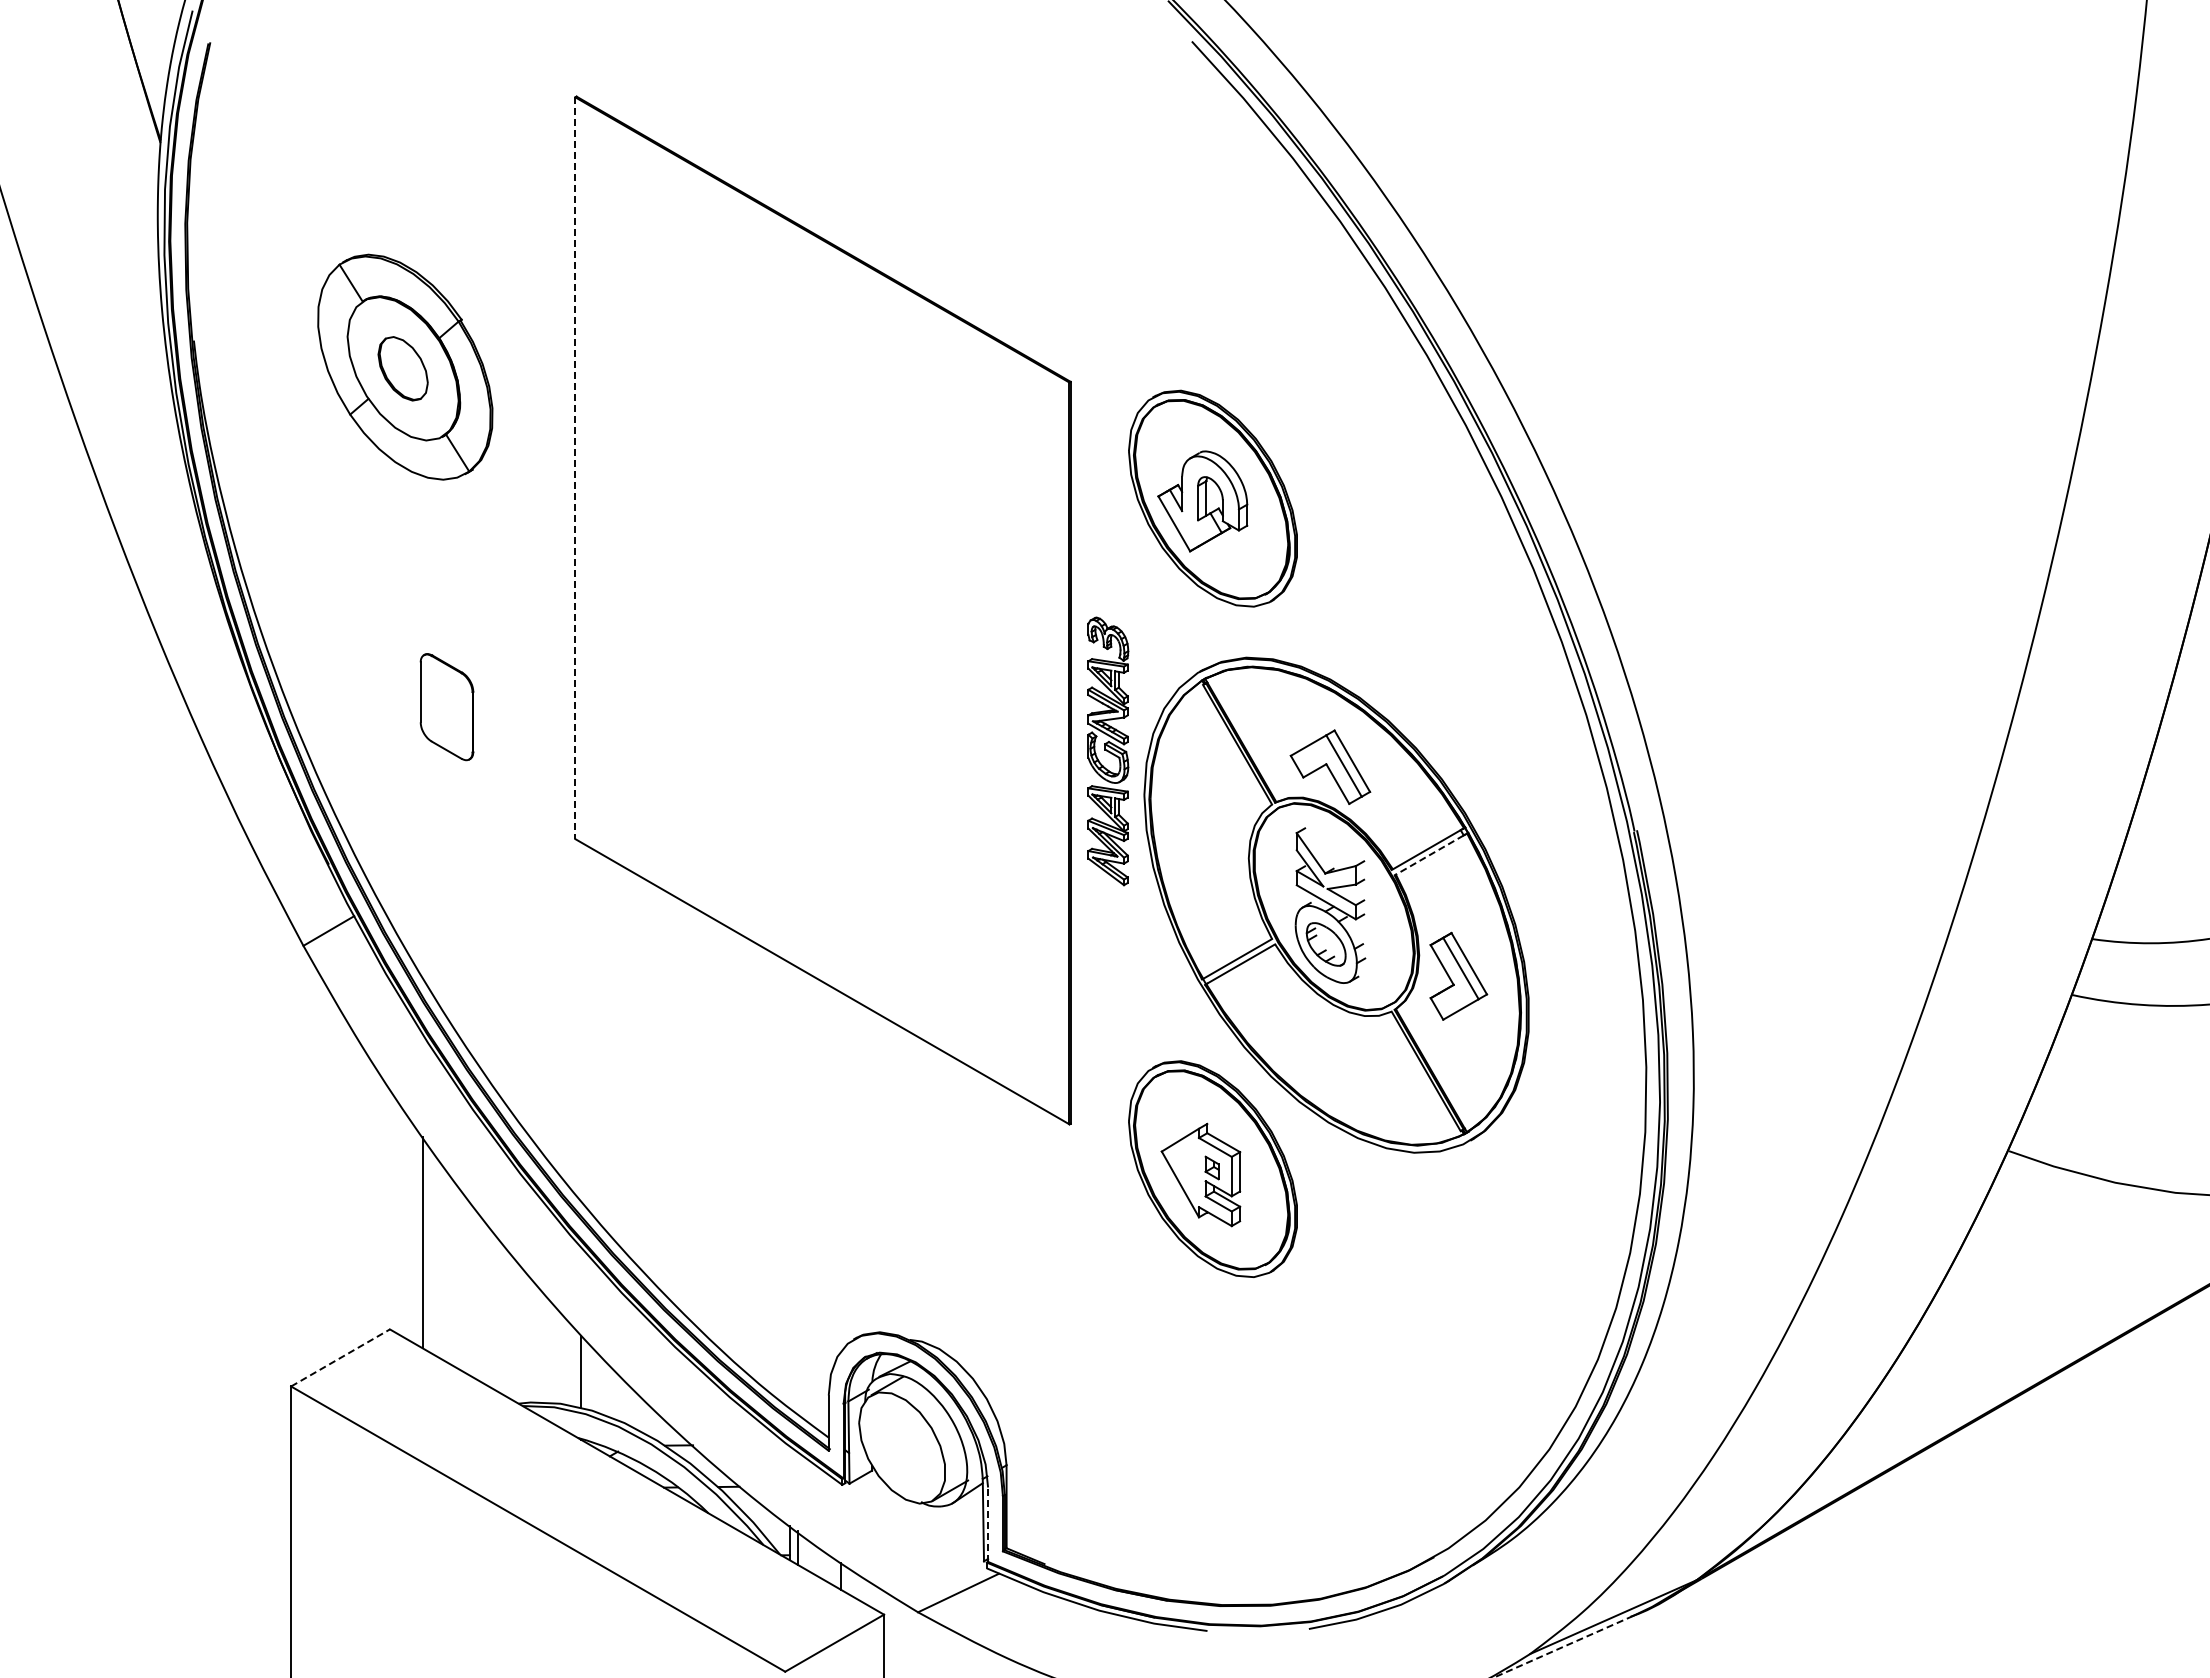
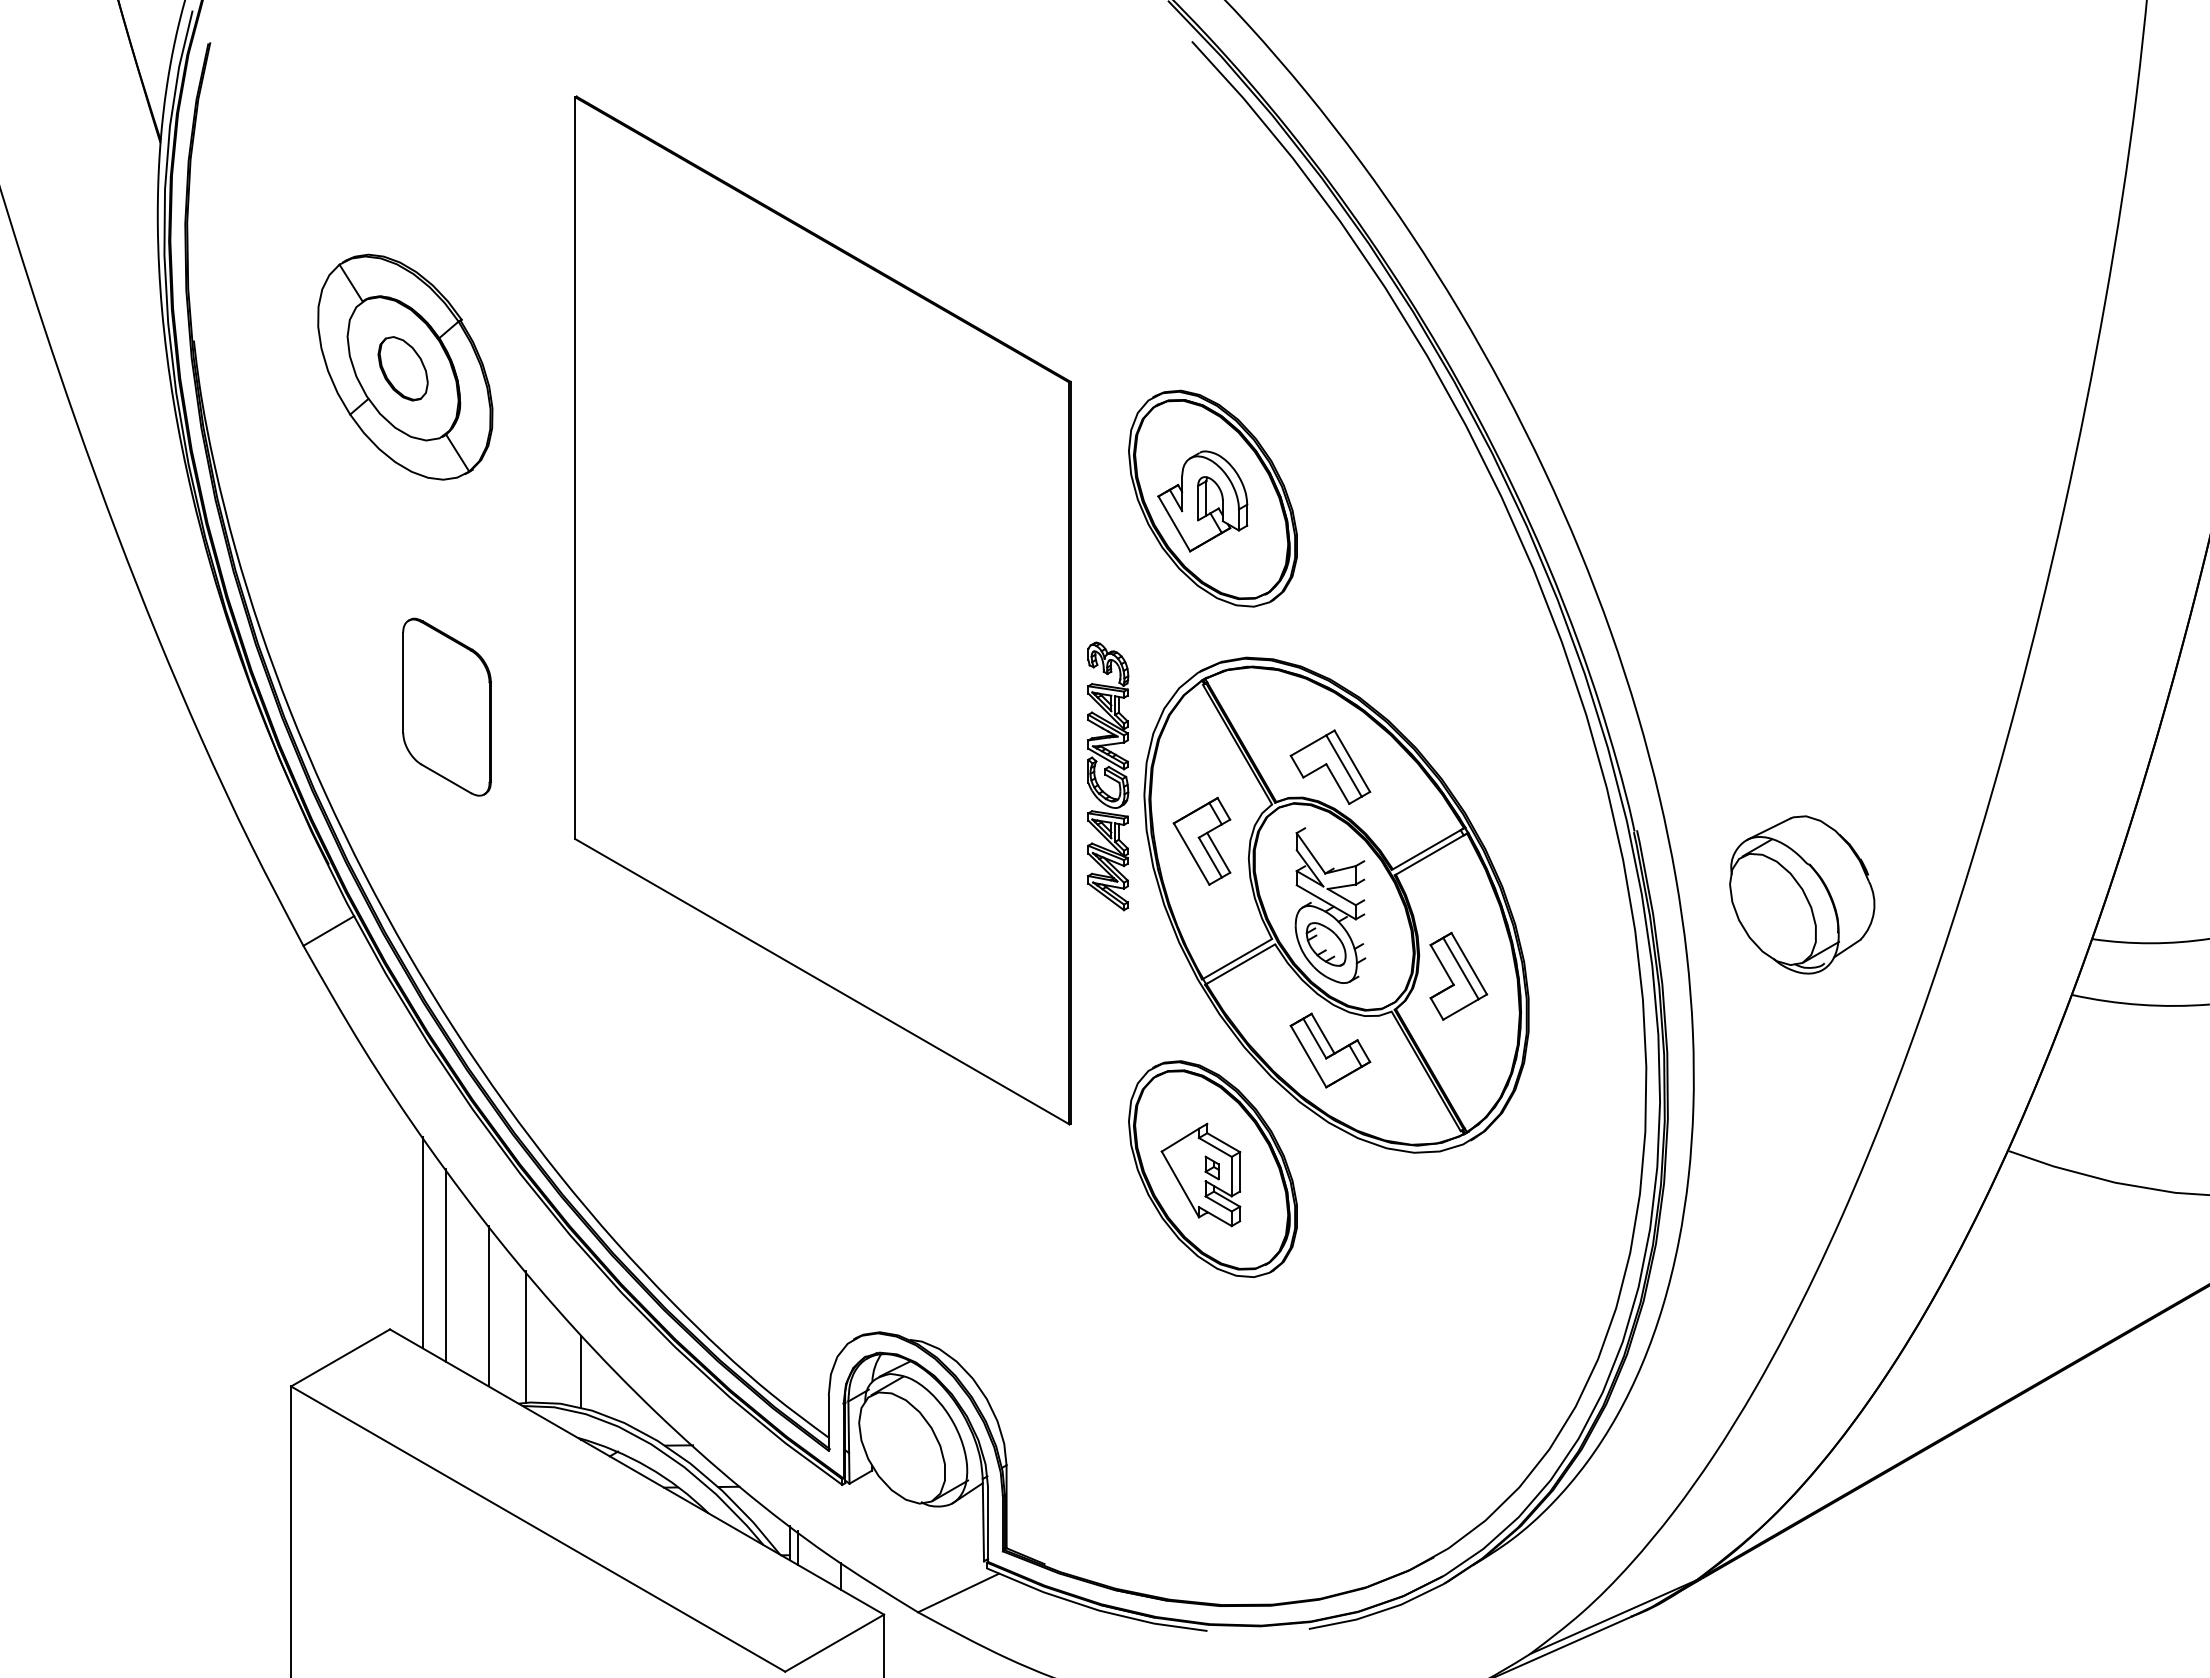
line: dashed -> solid (575, 468)
part size: 56x109 px -> 90x180 px (446, 706)
part position: (1108, 751) -> (1108, 776) (1108, 776)
part: none -> present (1201, 841)
line: dashed -> solid (1429, 855)
part: none -> present (1802, 894)
part: none -> present (1330, 1050)
line: none -> present (445, 1265)
line: none -> present (488, 1306)
line: none -> present (525, 1336)
line: dashed -> solid (340, 1357)
line: dashed -> solid (988, 1524)
line: dashed -> solid (1562, 1647)
